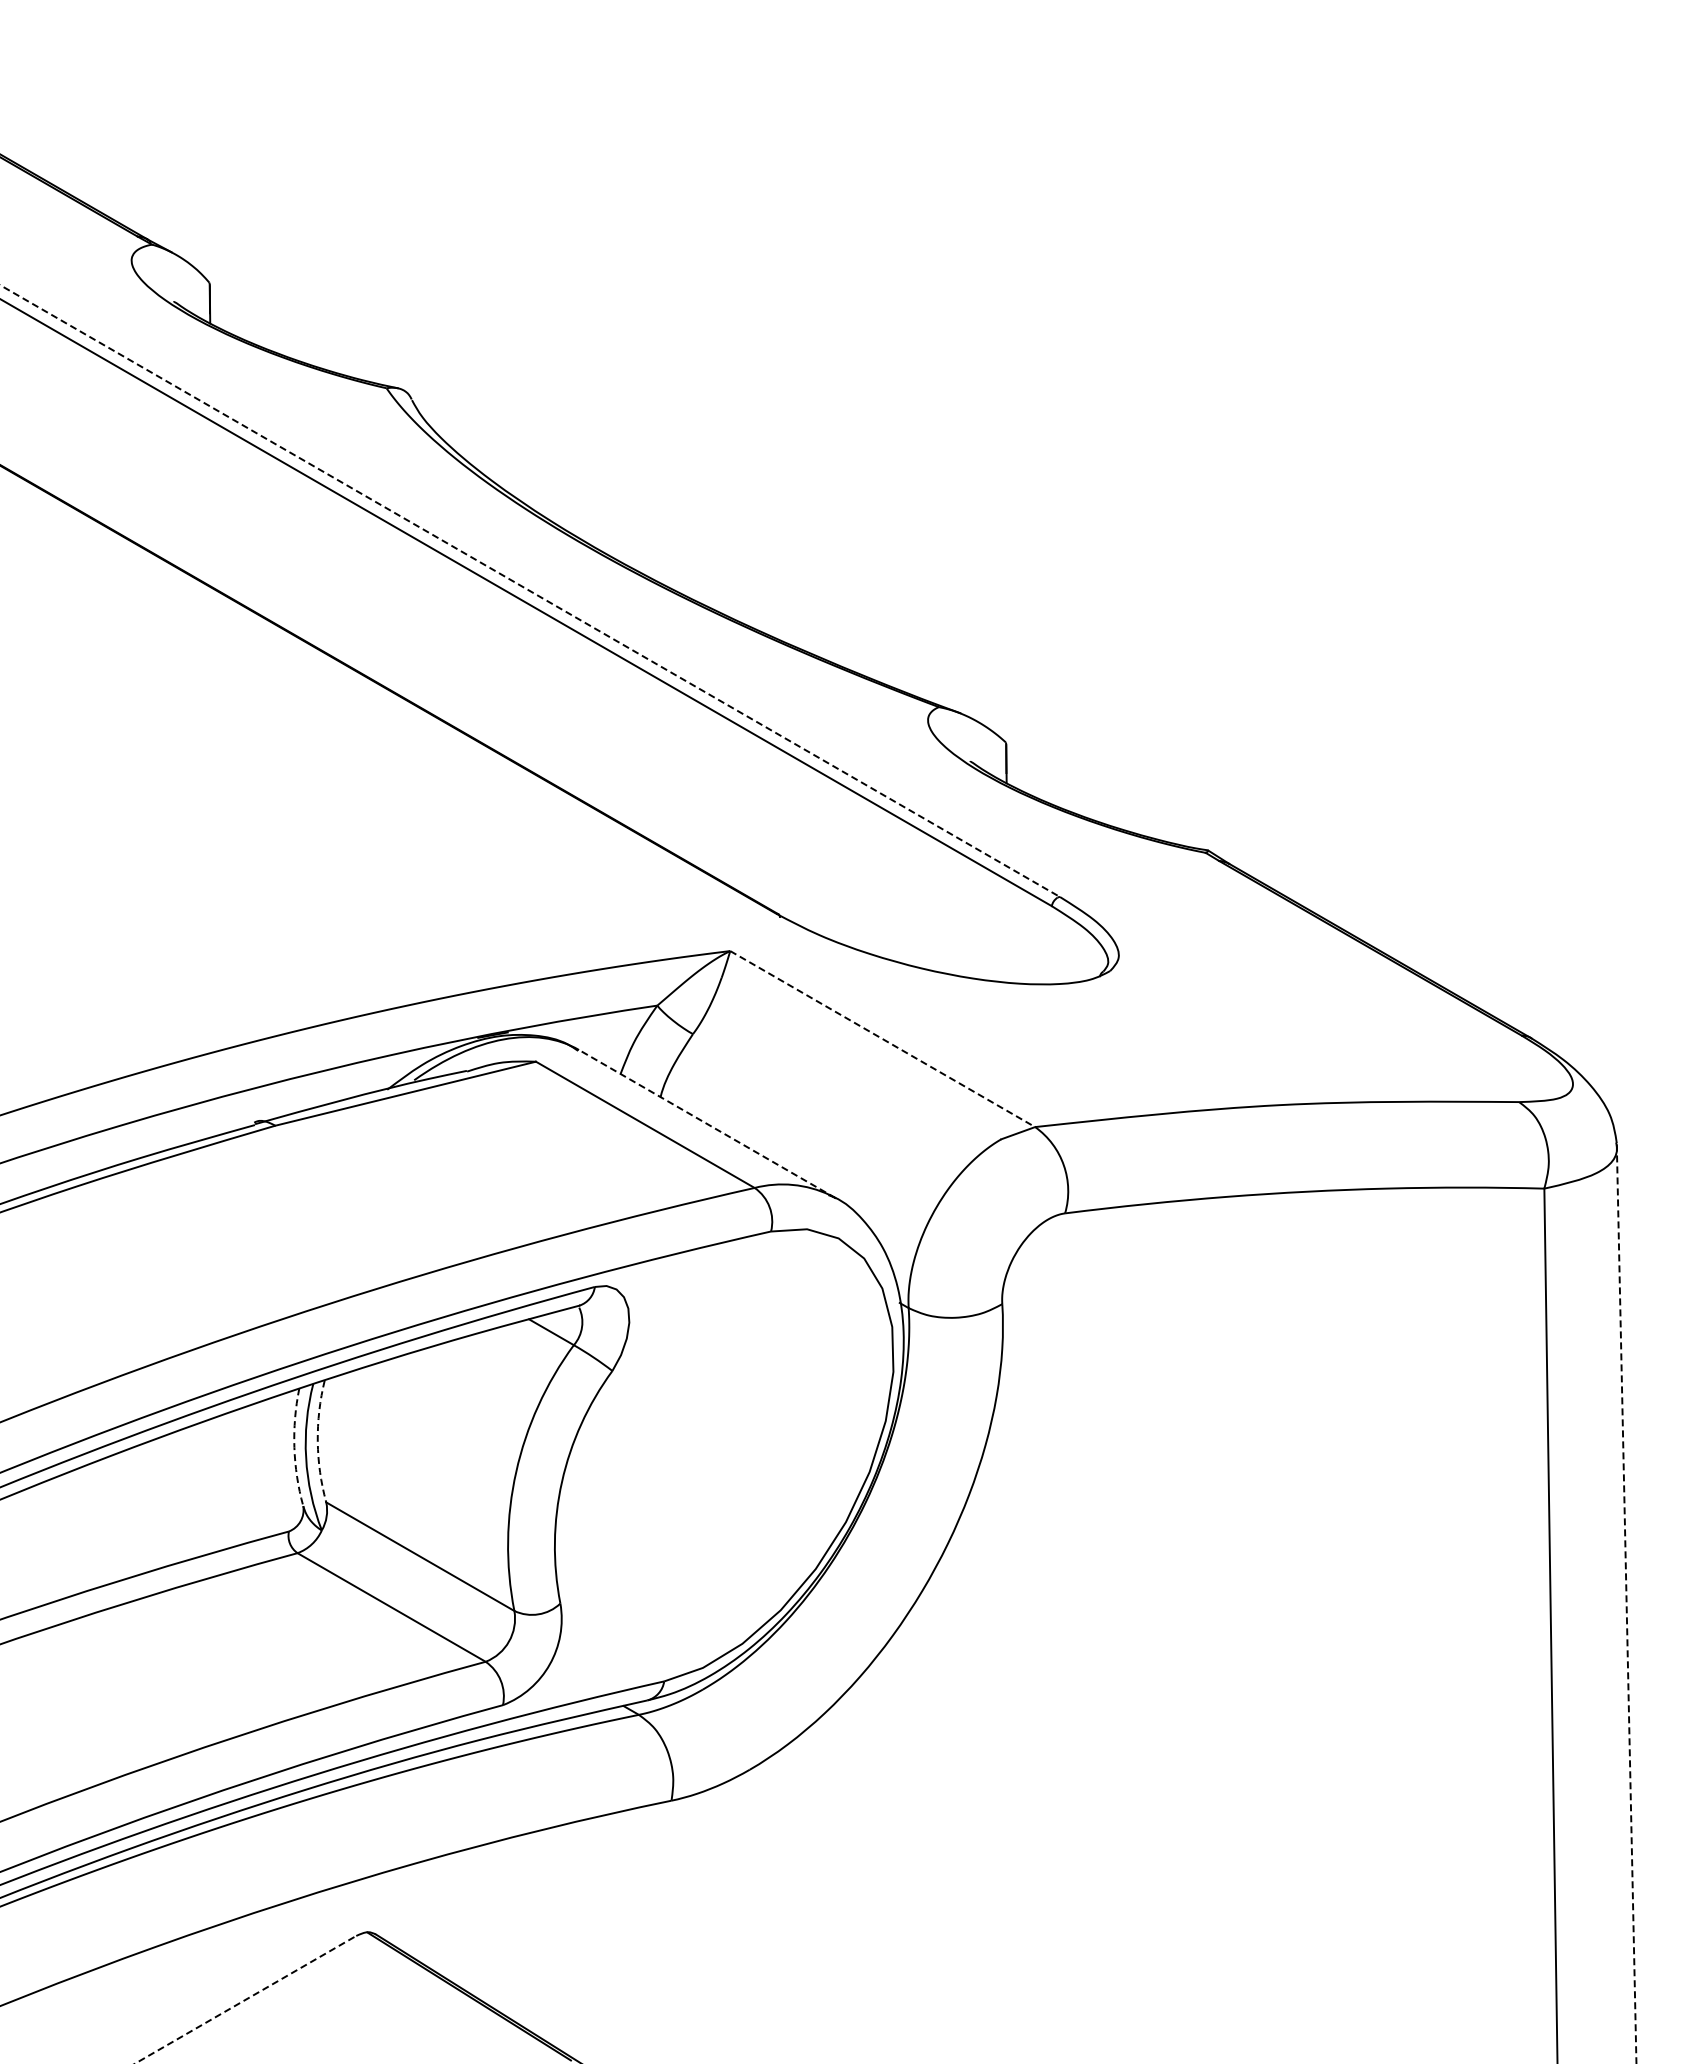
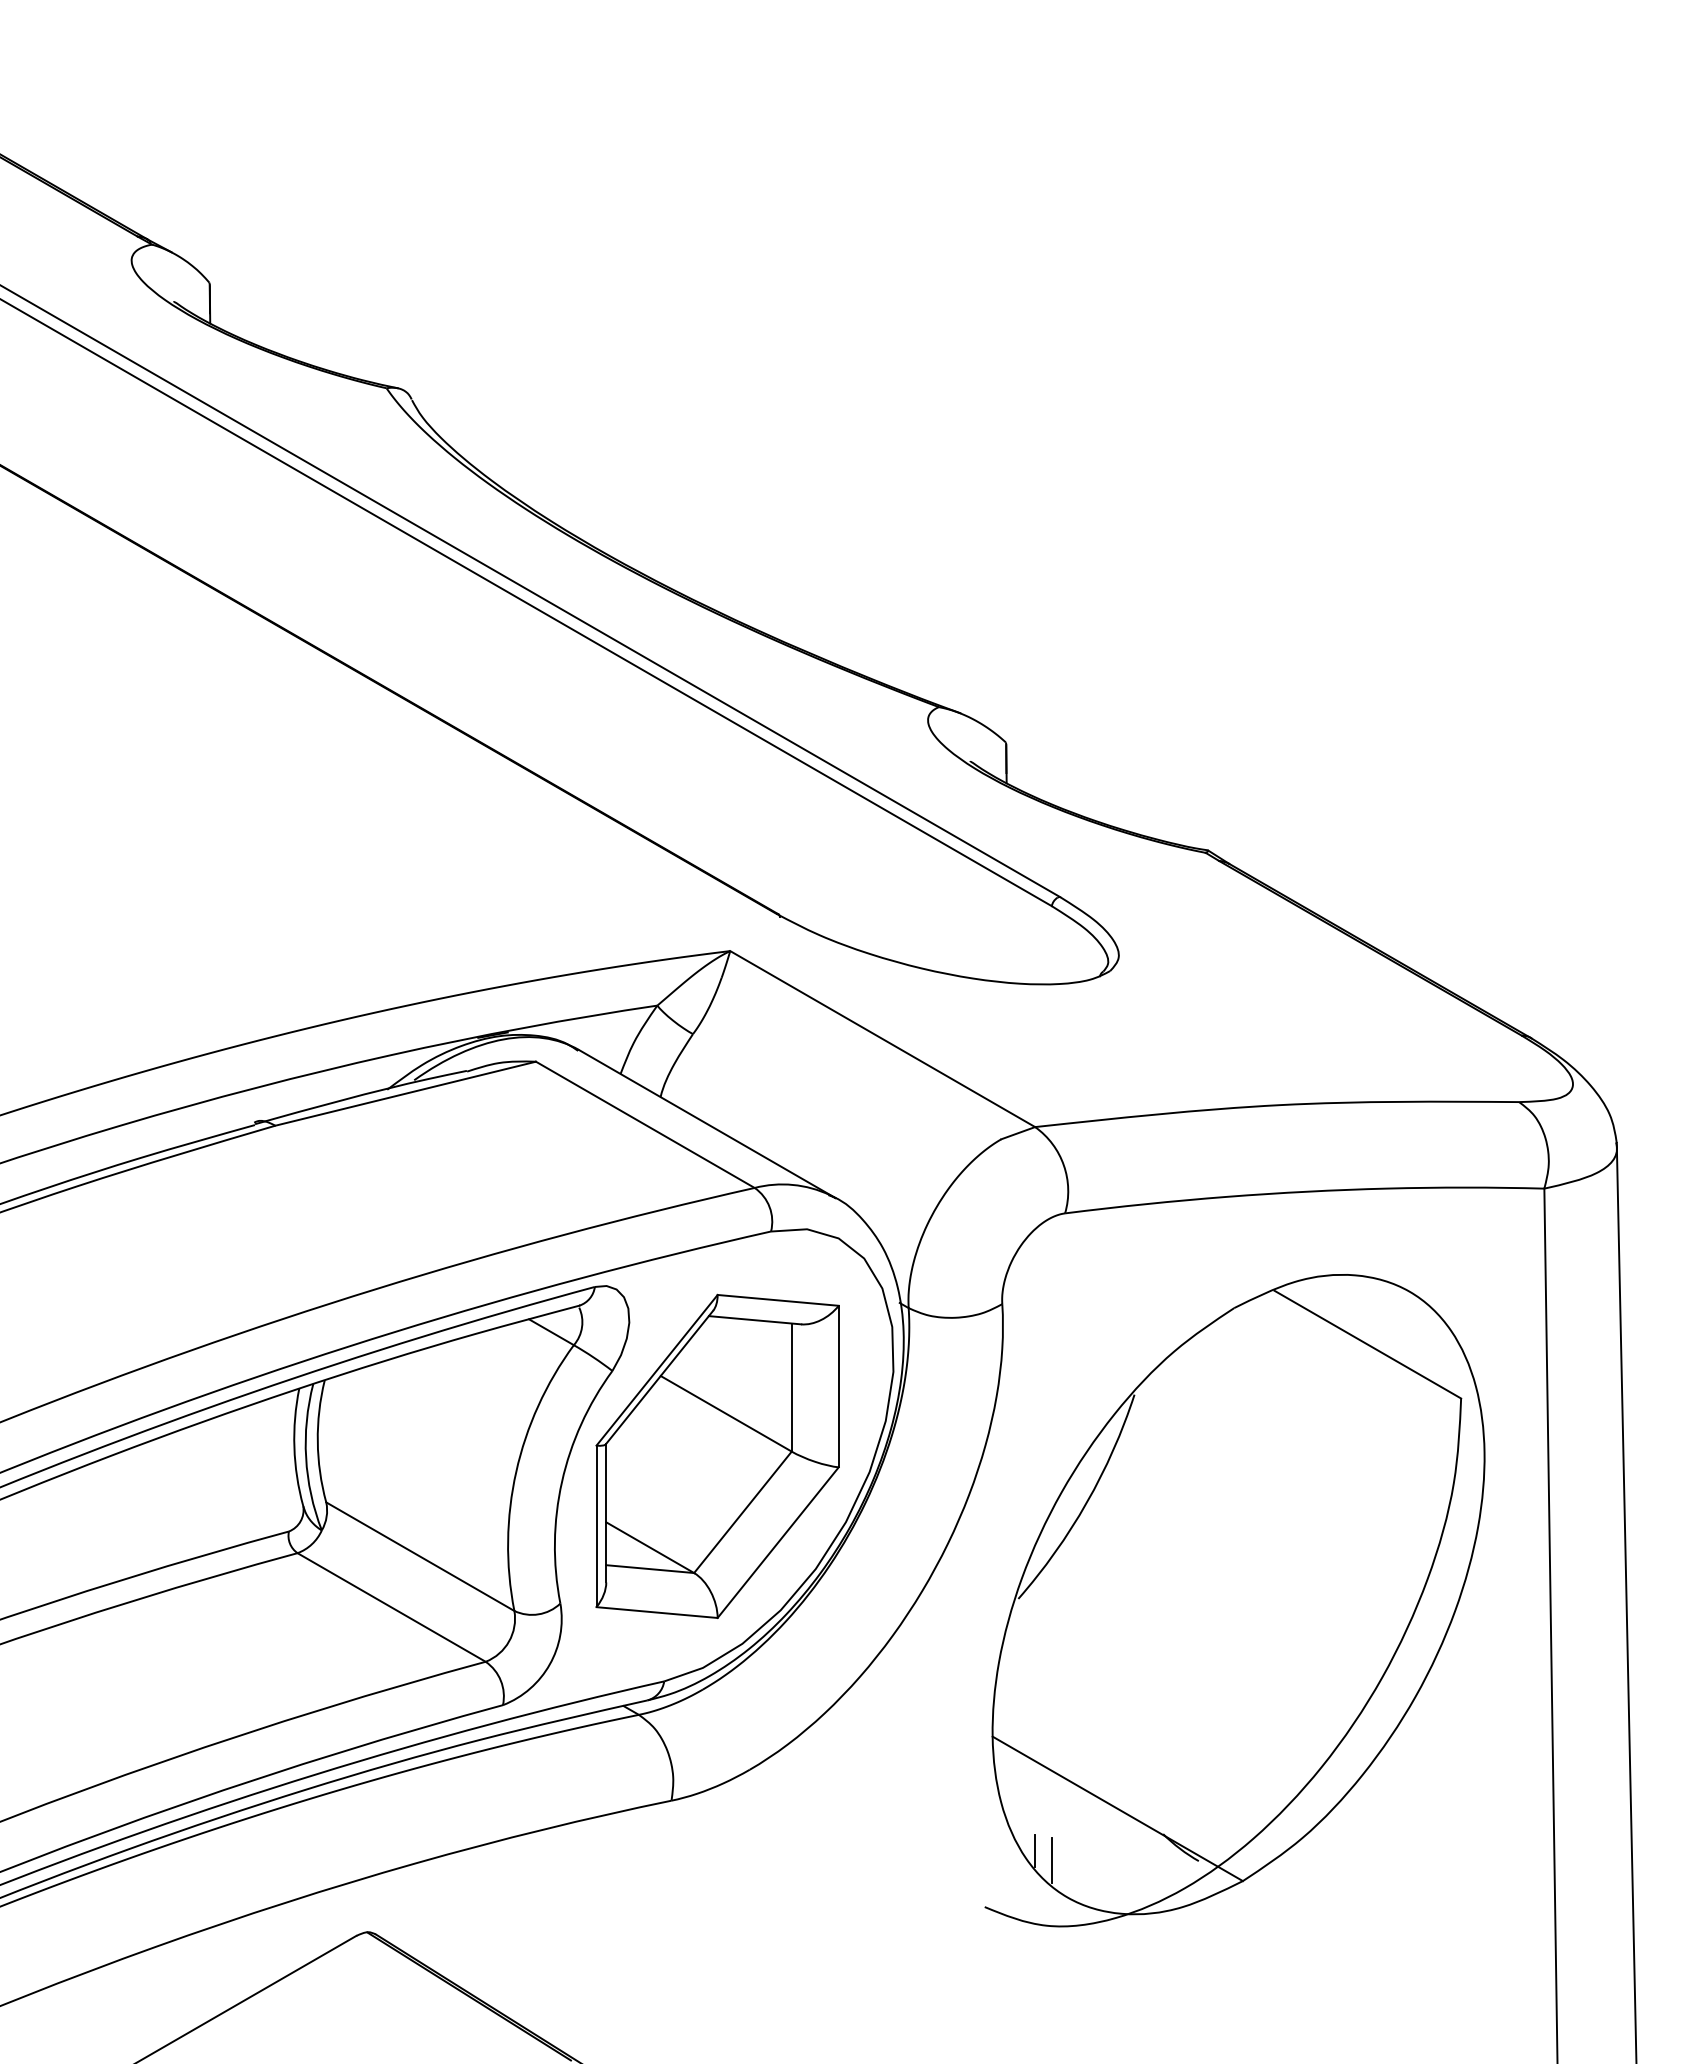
line: dashed -> solid (530, 591)
line: dashed -> solid (883, 1039)
line: dashed -> solid (706, 1123)
arc: dashed -> solid (317, 1441)
arc: dashed -> solid (294, 1447)
part: none -> present (717, 1455)
part: none -> present (1234, 1600)
line: dashed -> solid (1626, 1602)
line: dashed -> solid (245, 1999)
